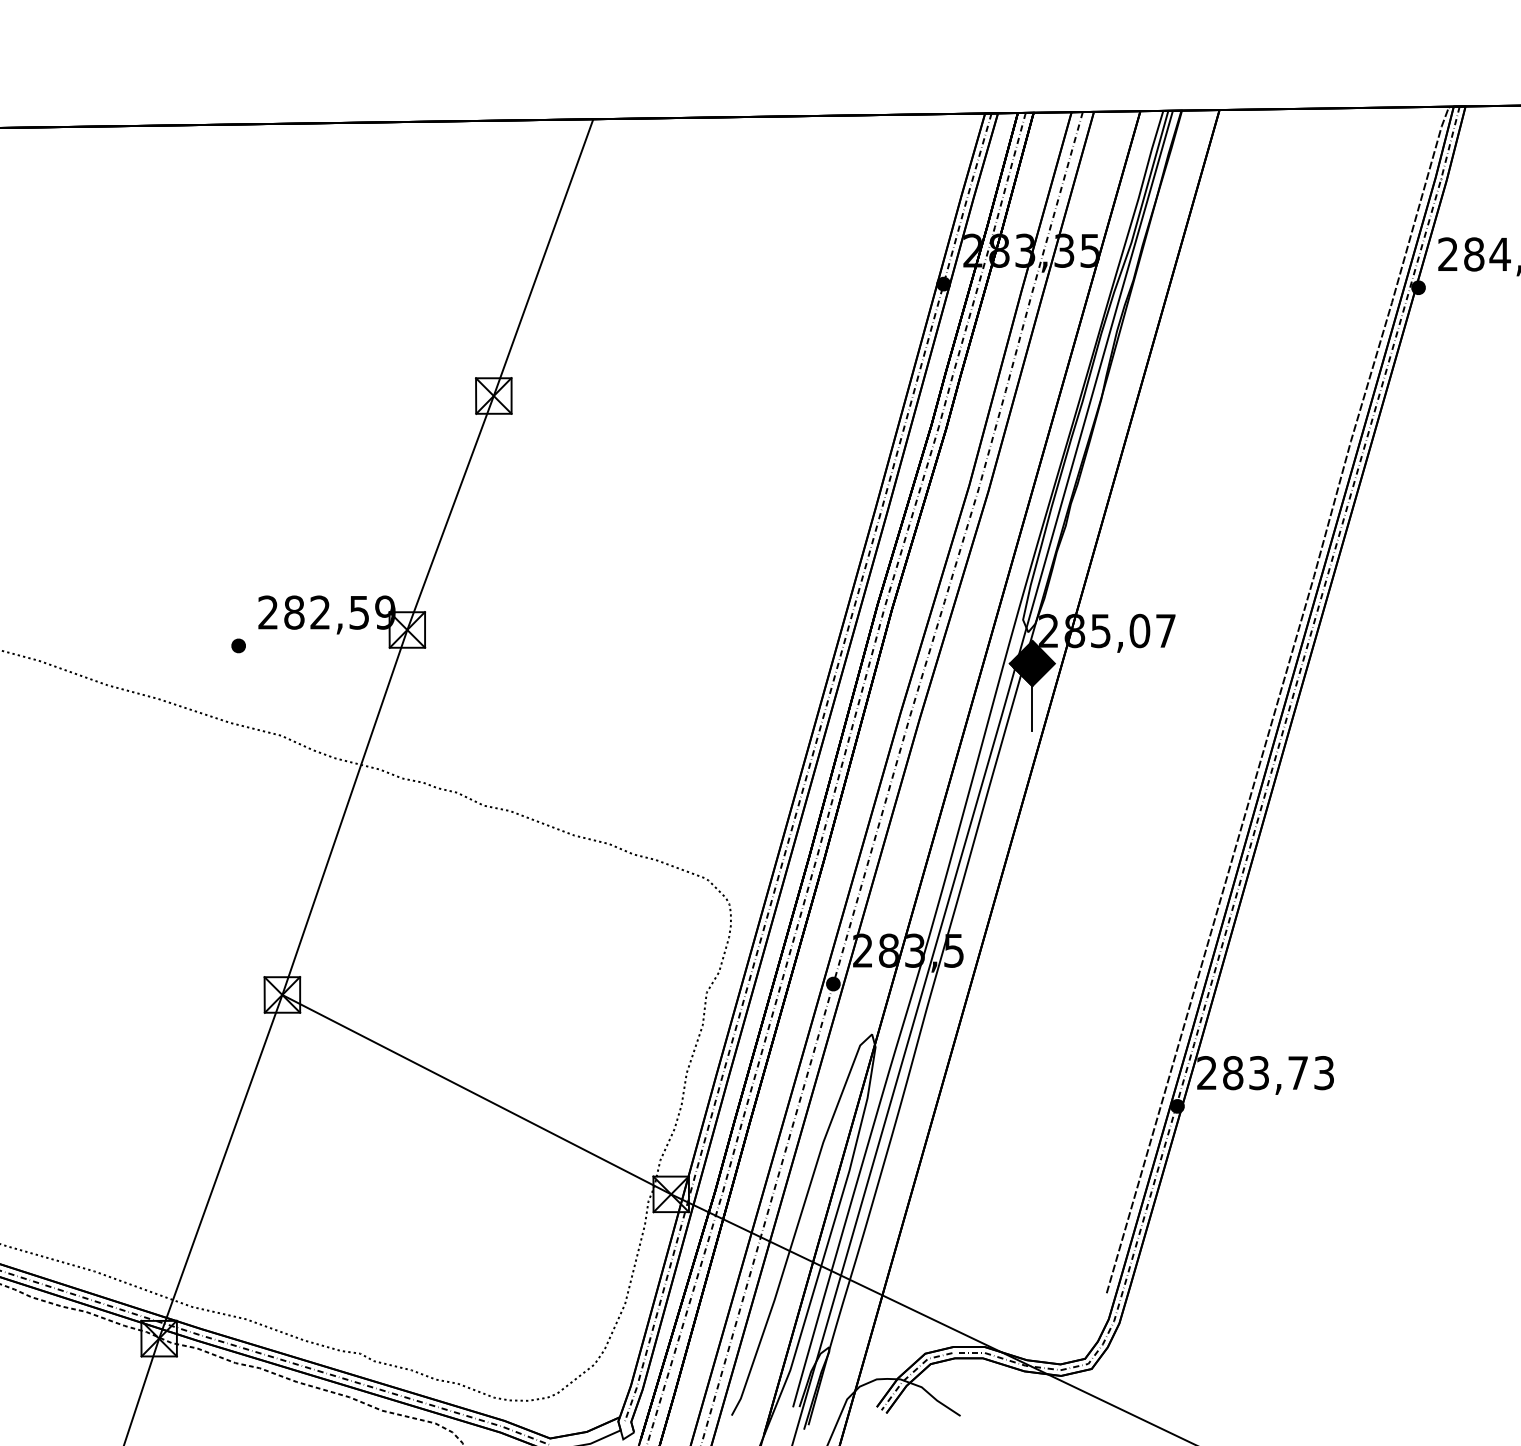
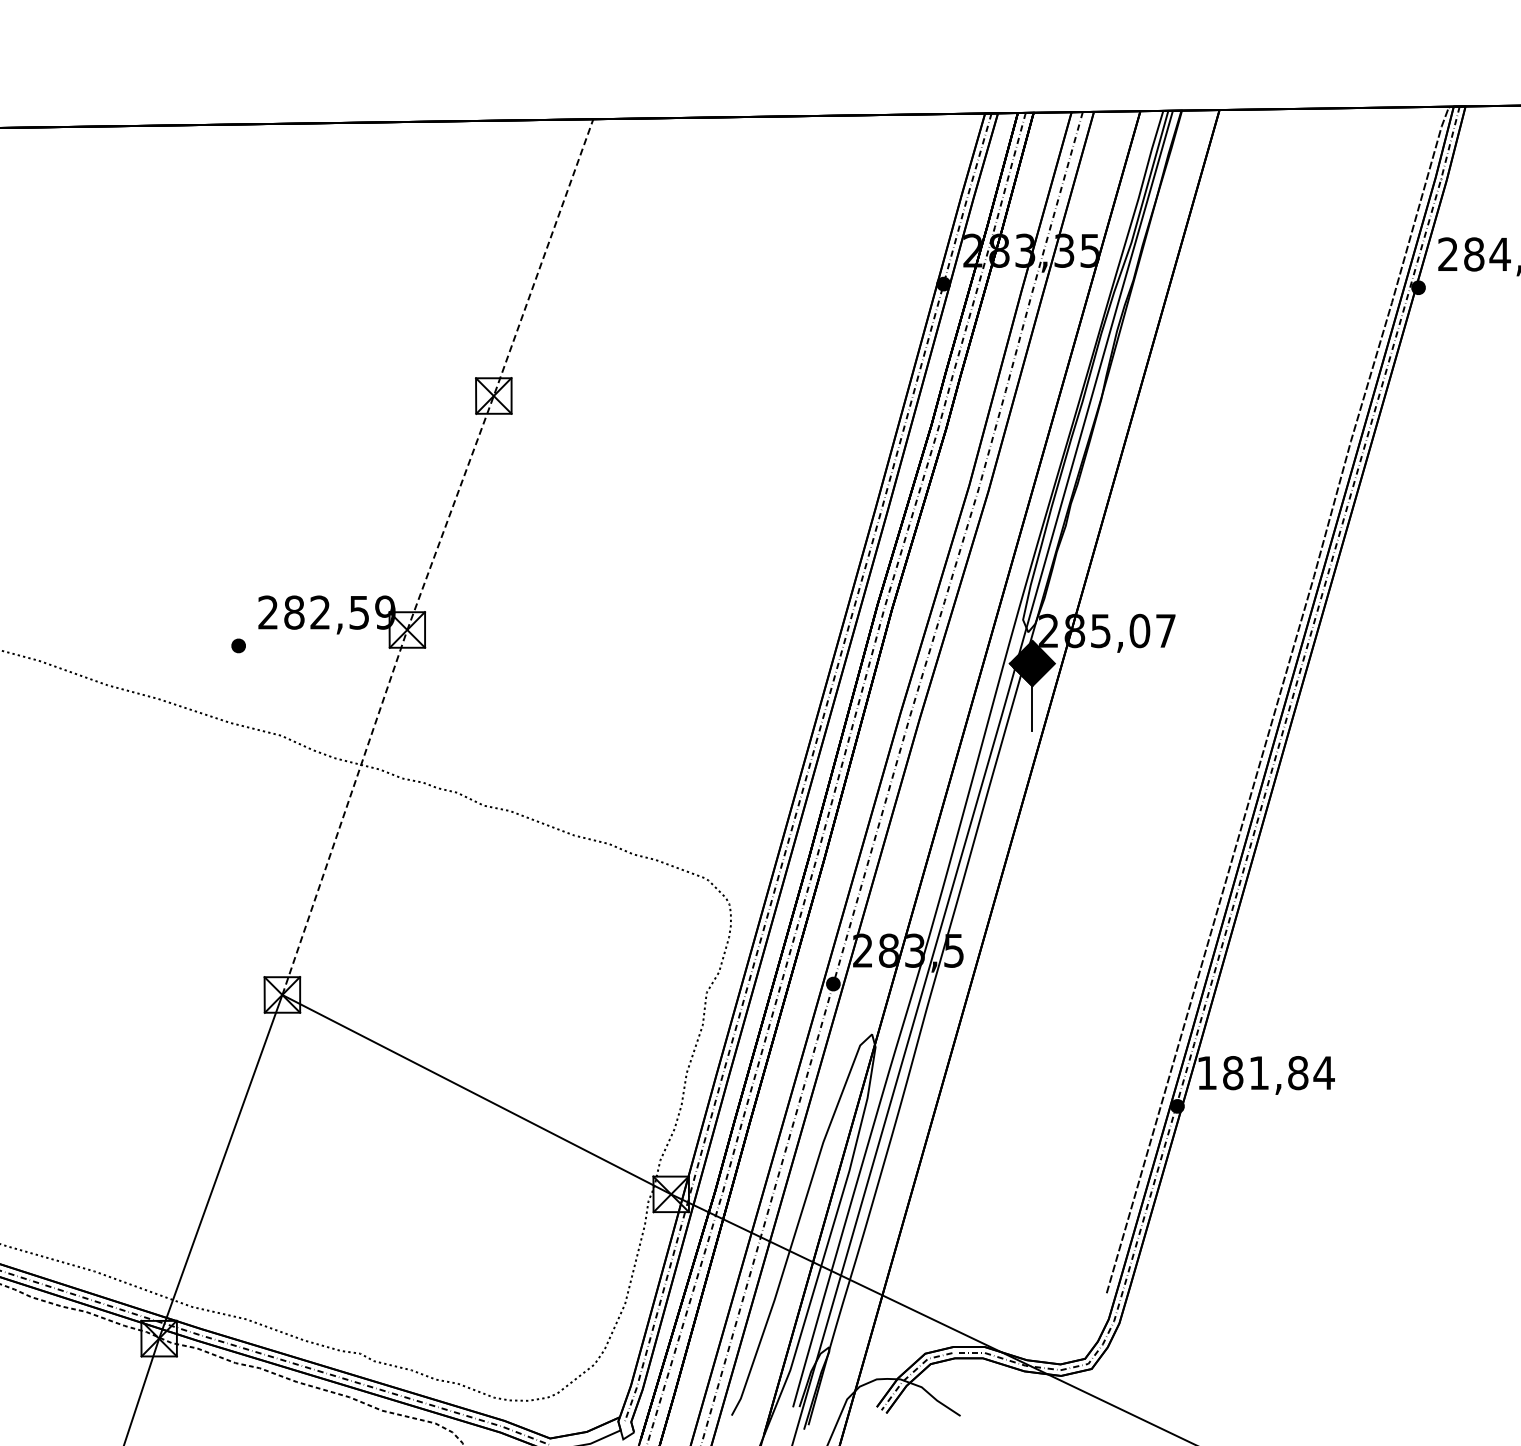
line: solid -> dashed (435, 555)
text: 283,73 -> 181,84 (1265, 1073)
